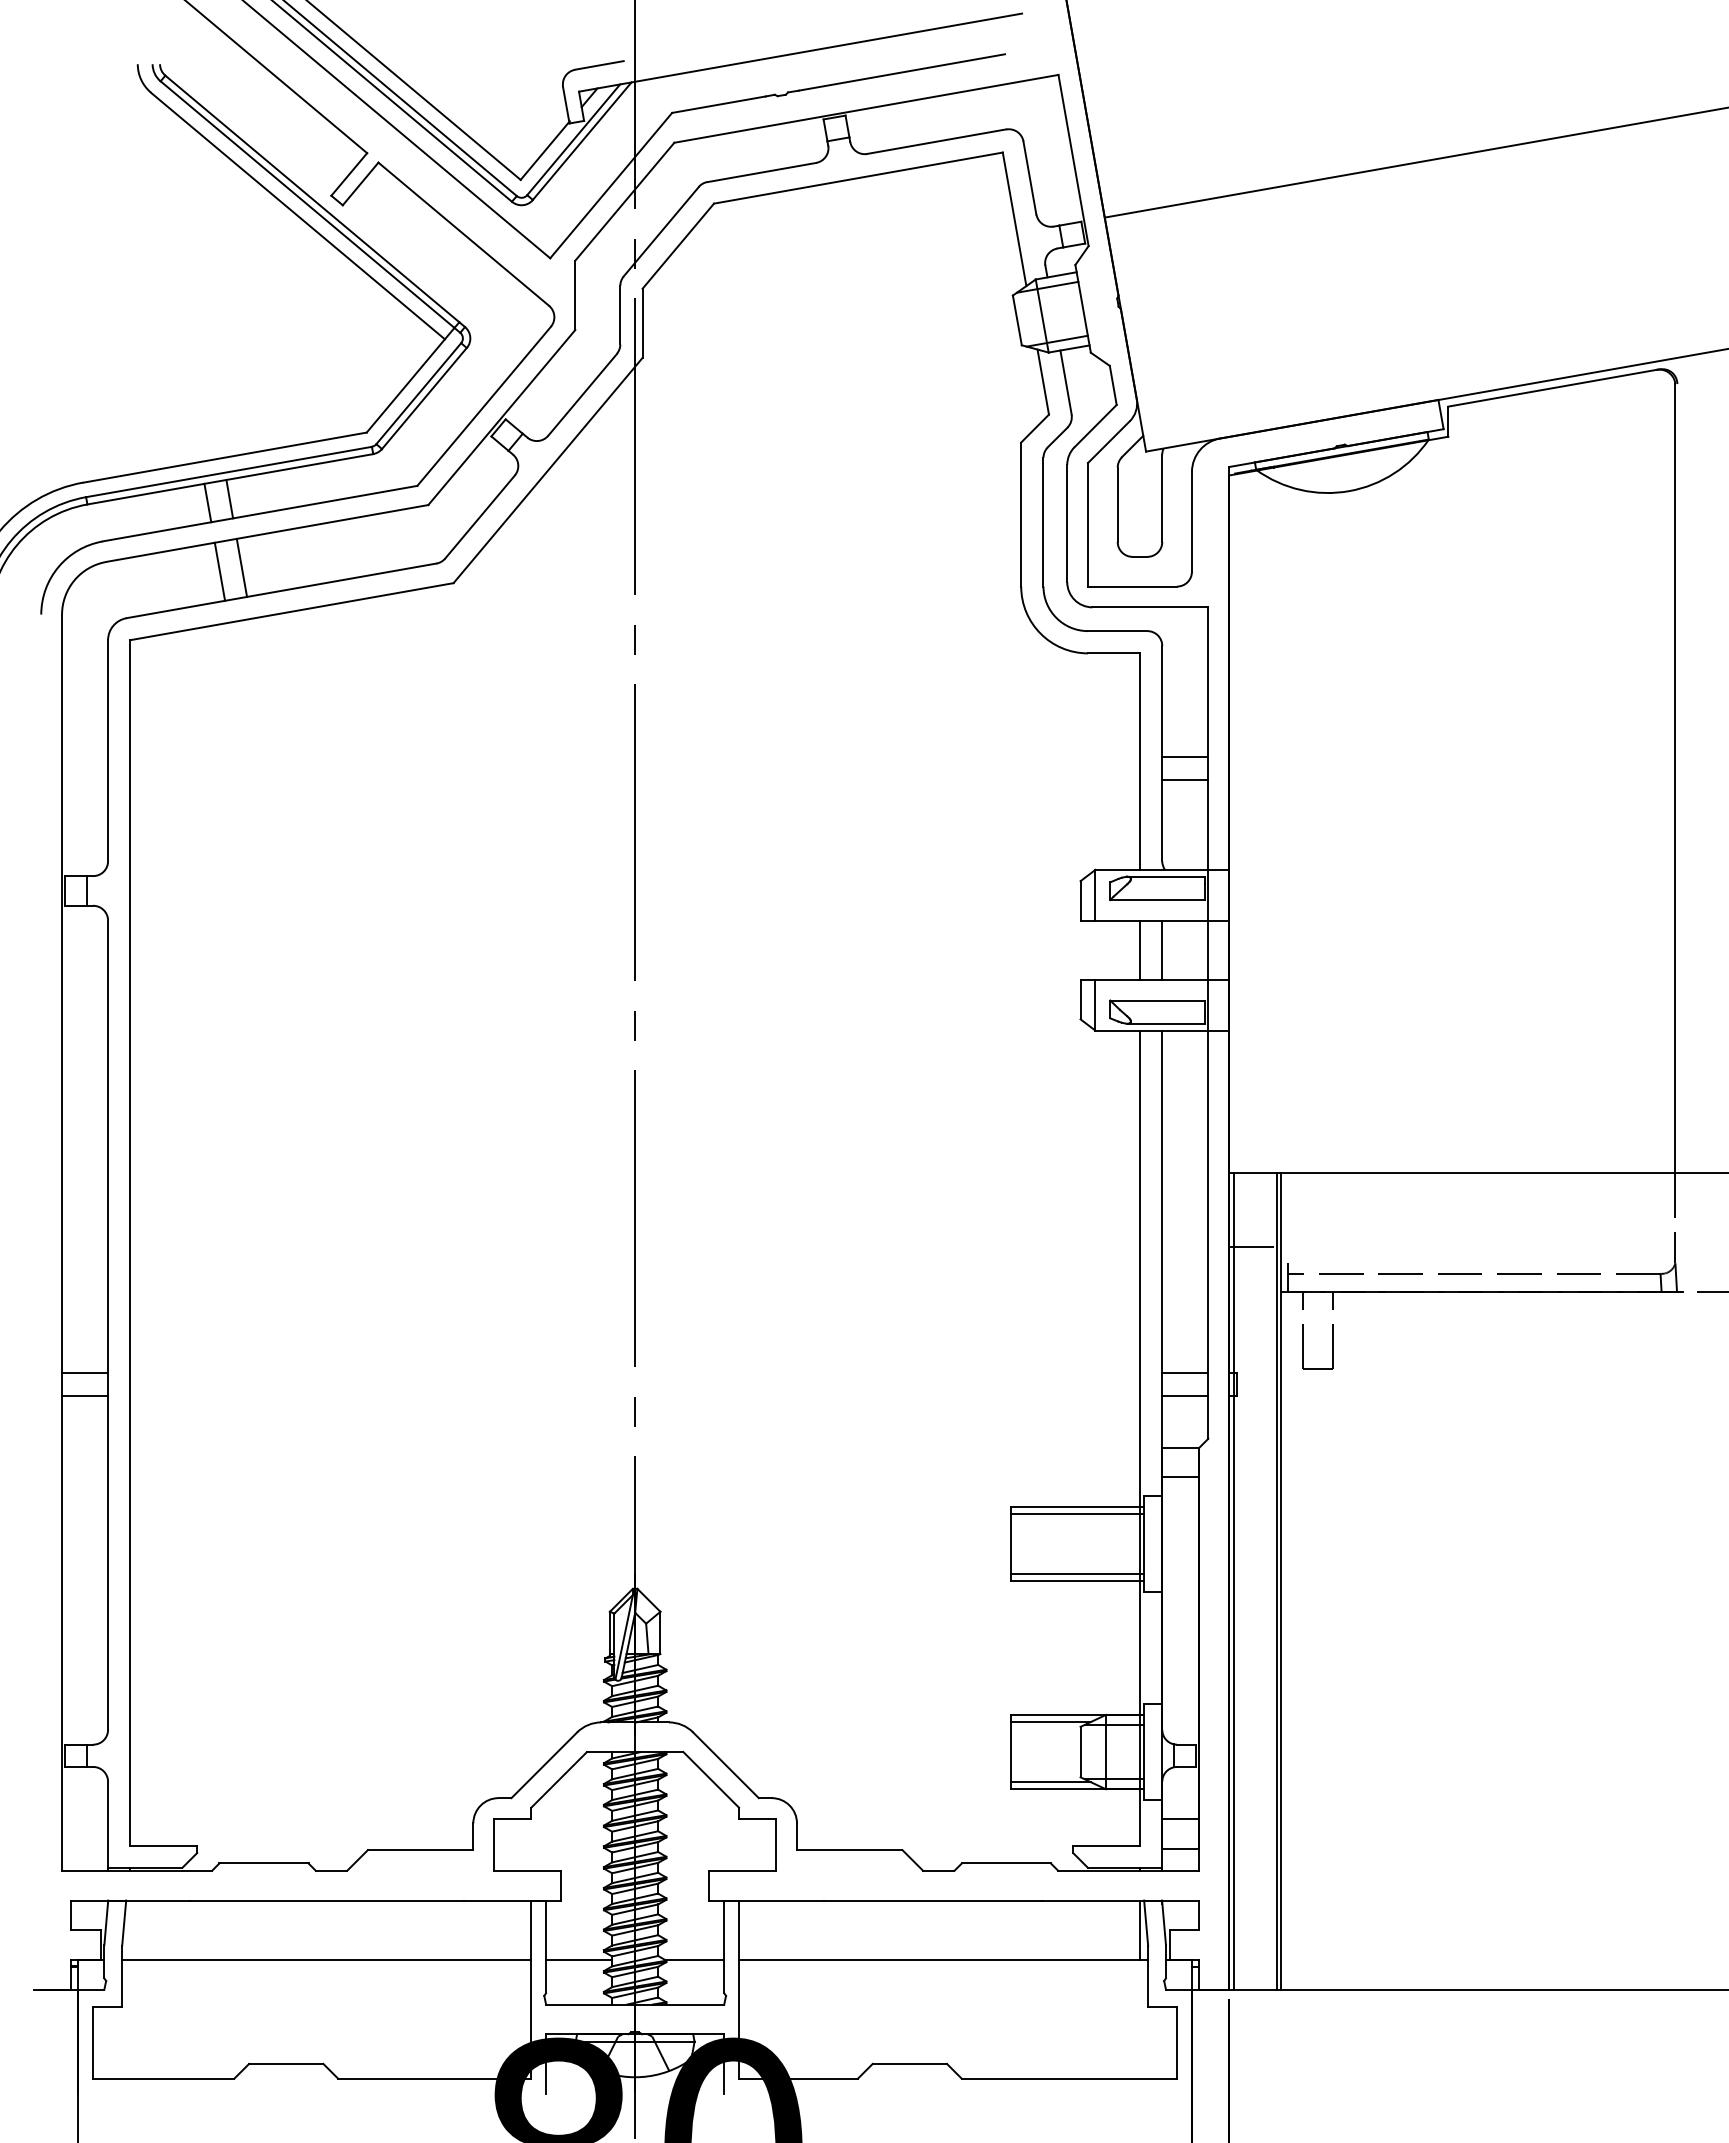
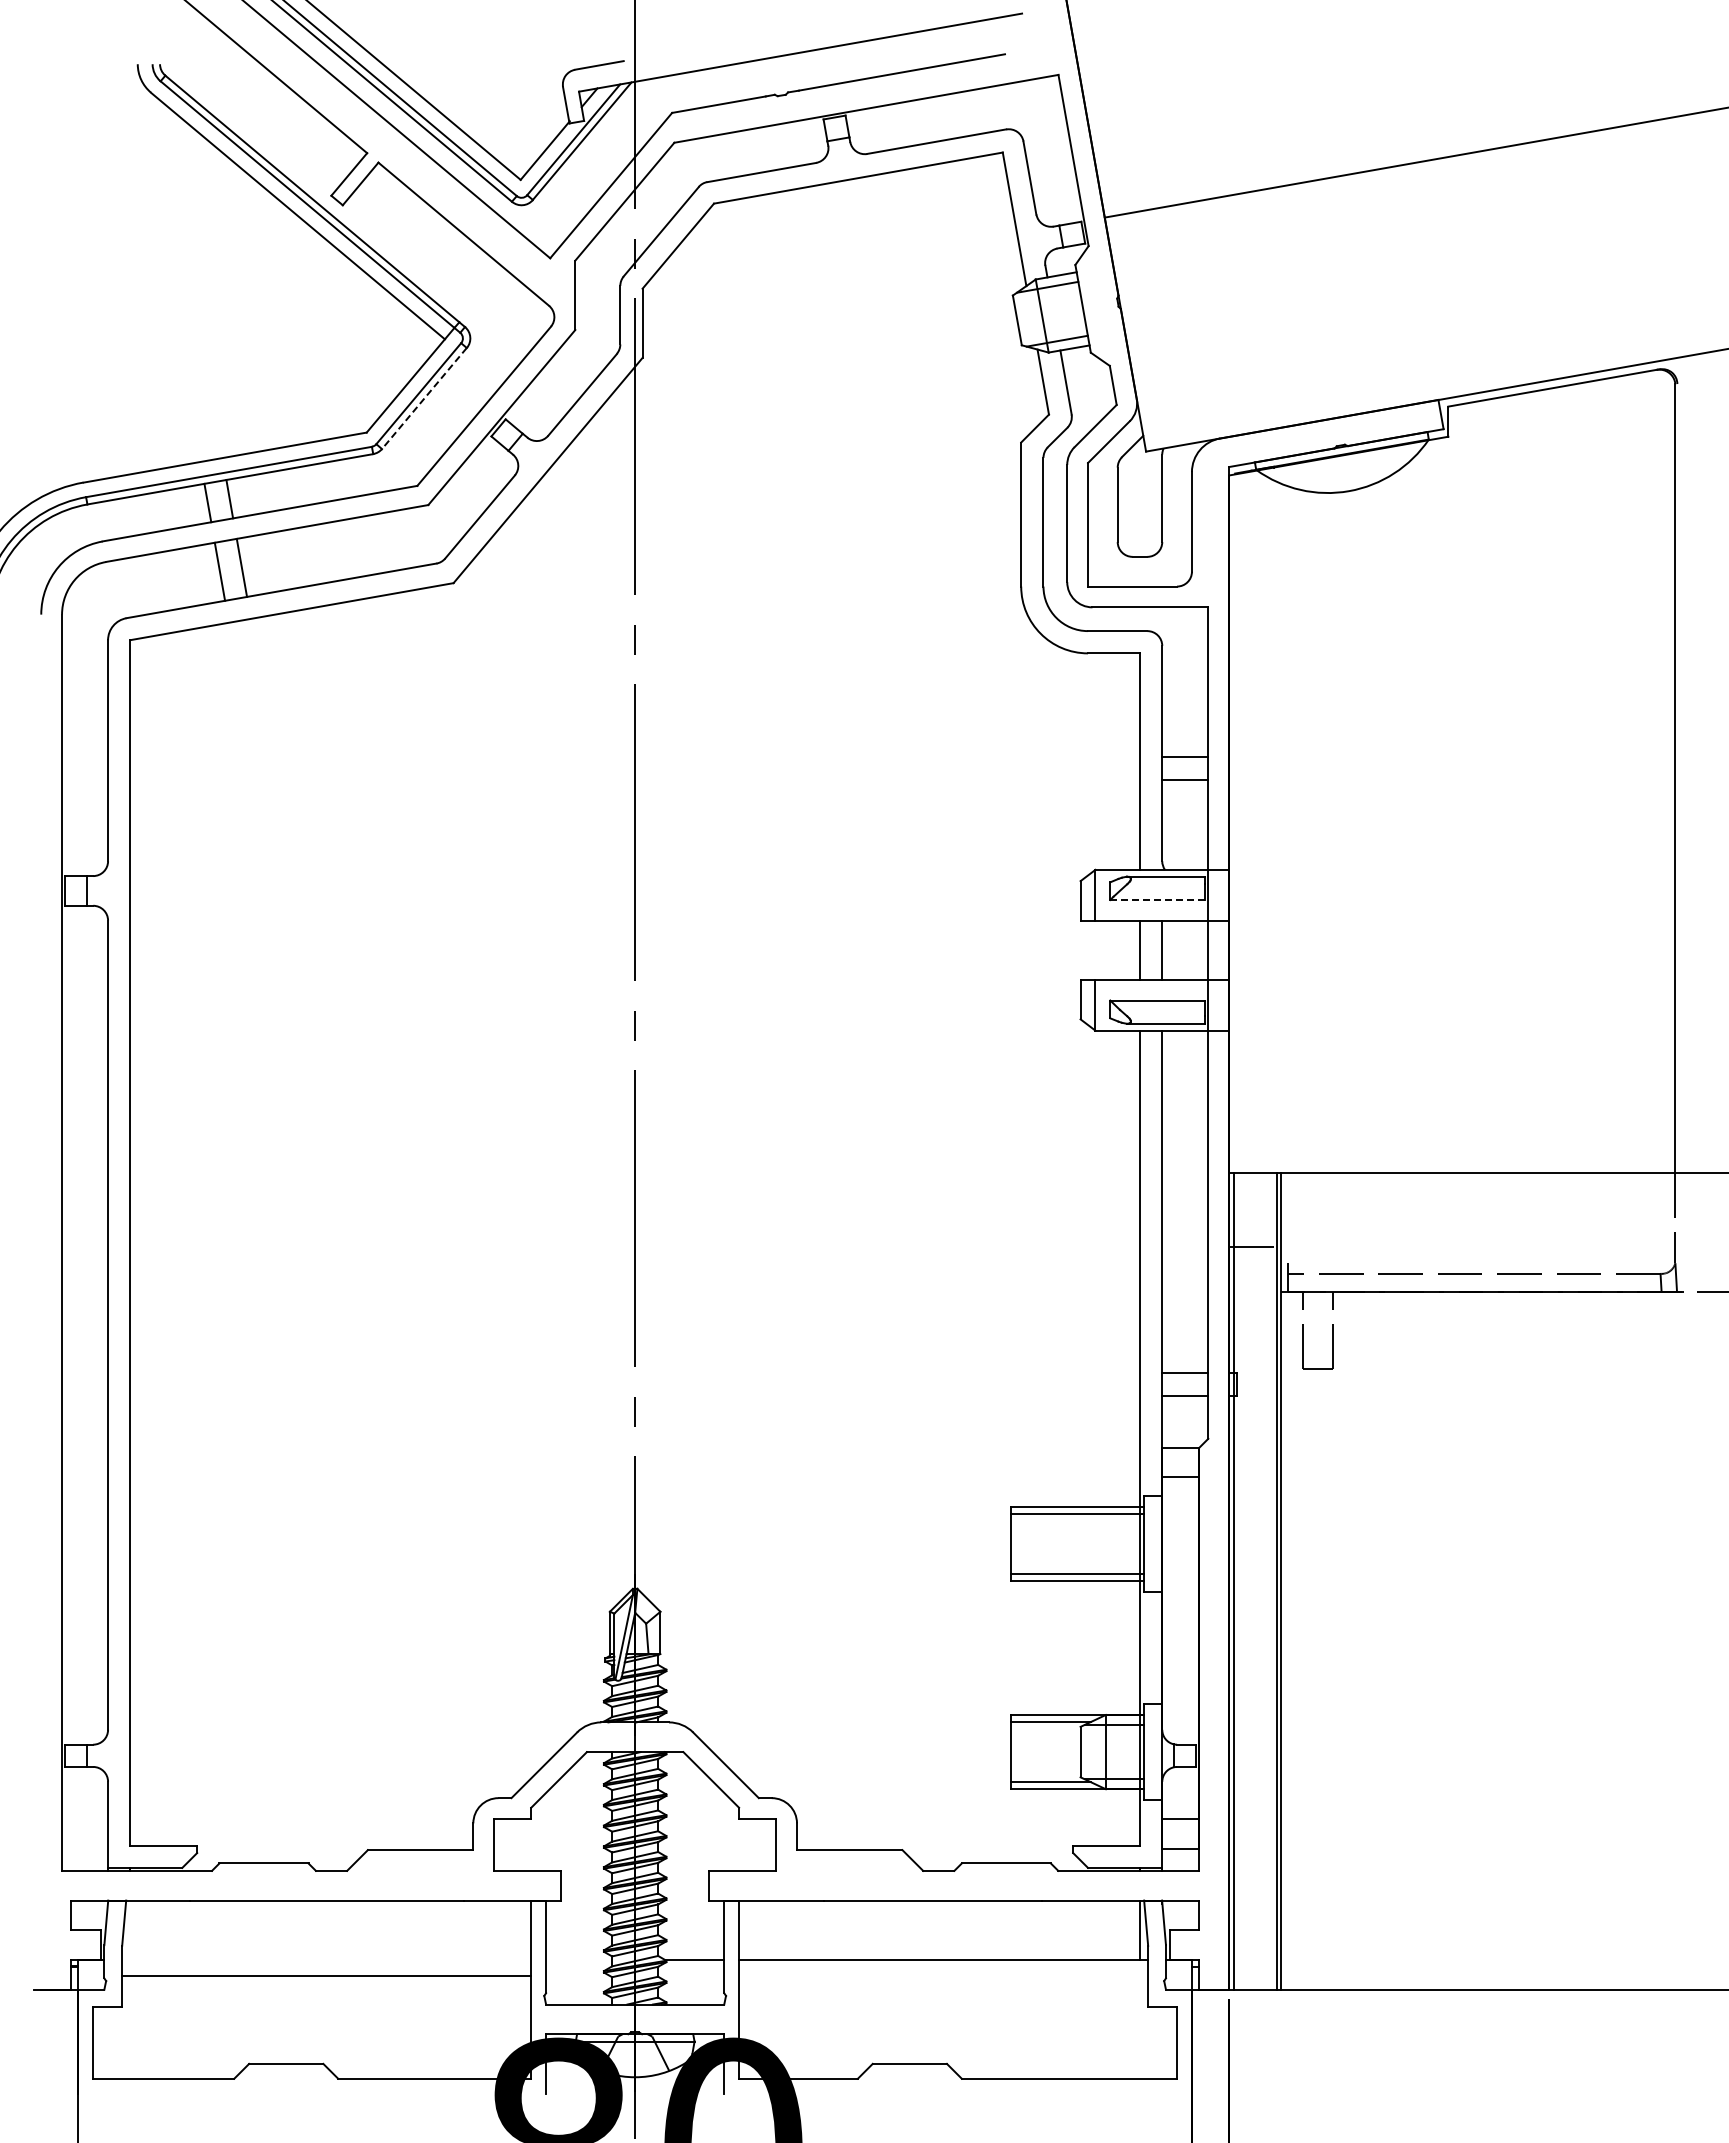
line: solid -> dashed (424, 398)
line: solid -> dashed (1157, 900)
line: present -> none (85, 1373)
line: present -> none (85, 1395)
line position: (326, 1959) -> (326, 1975) (326, 1975)
line: present -> none (579, 1959)
